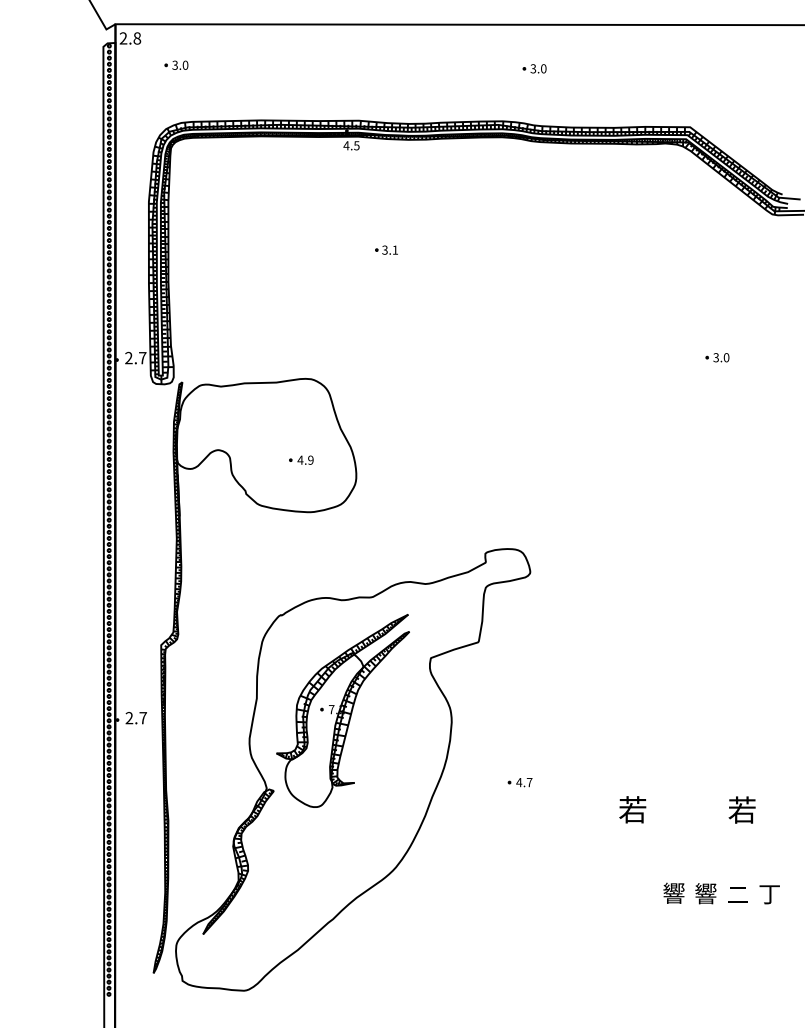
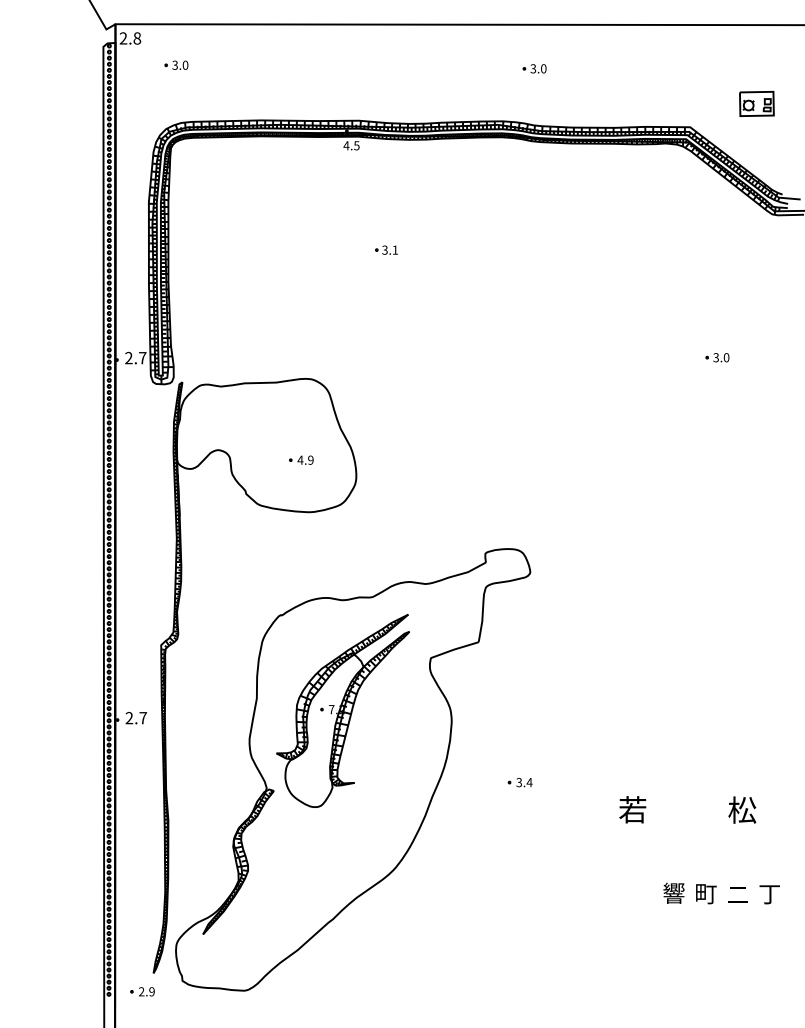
part: none -> present (756, 103)
text: 4.7 -> 3.4 (524, 782)
text: 若 -> 松 (742, 809)
text: 響 -> 町 (705, 893)
part: none -> present (142, 991)
